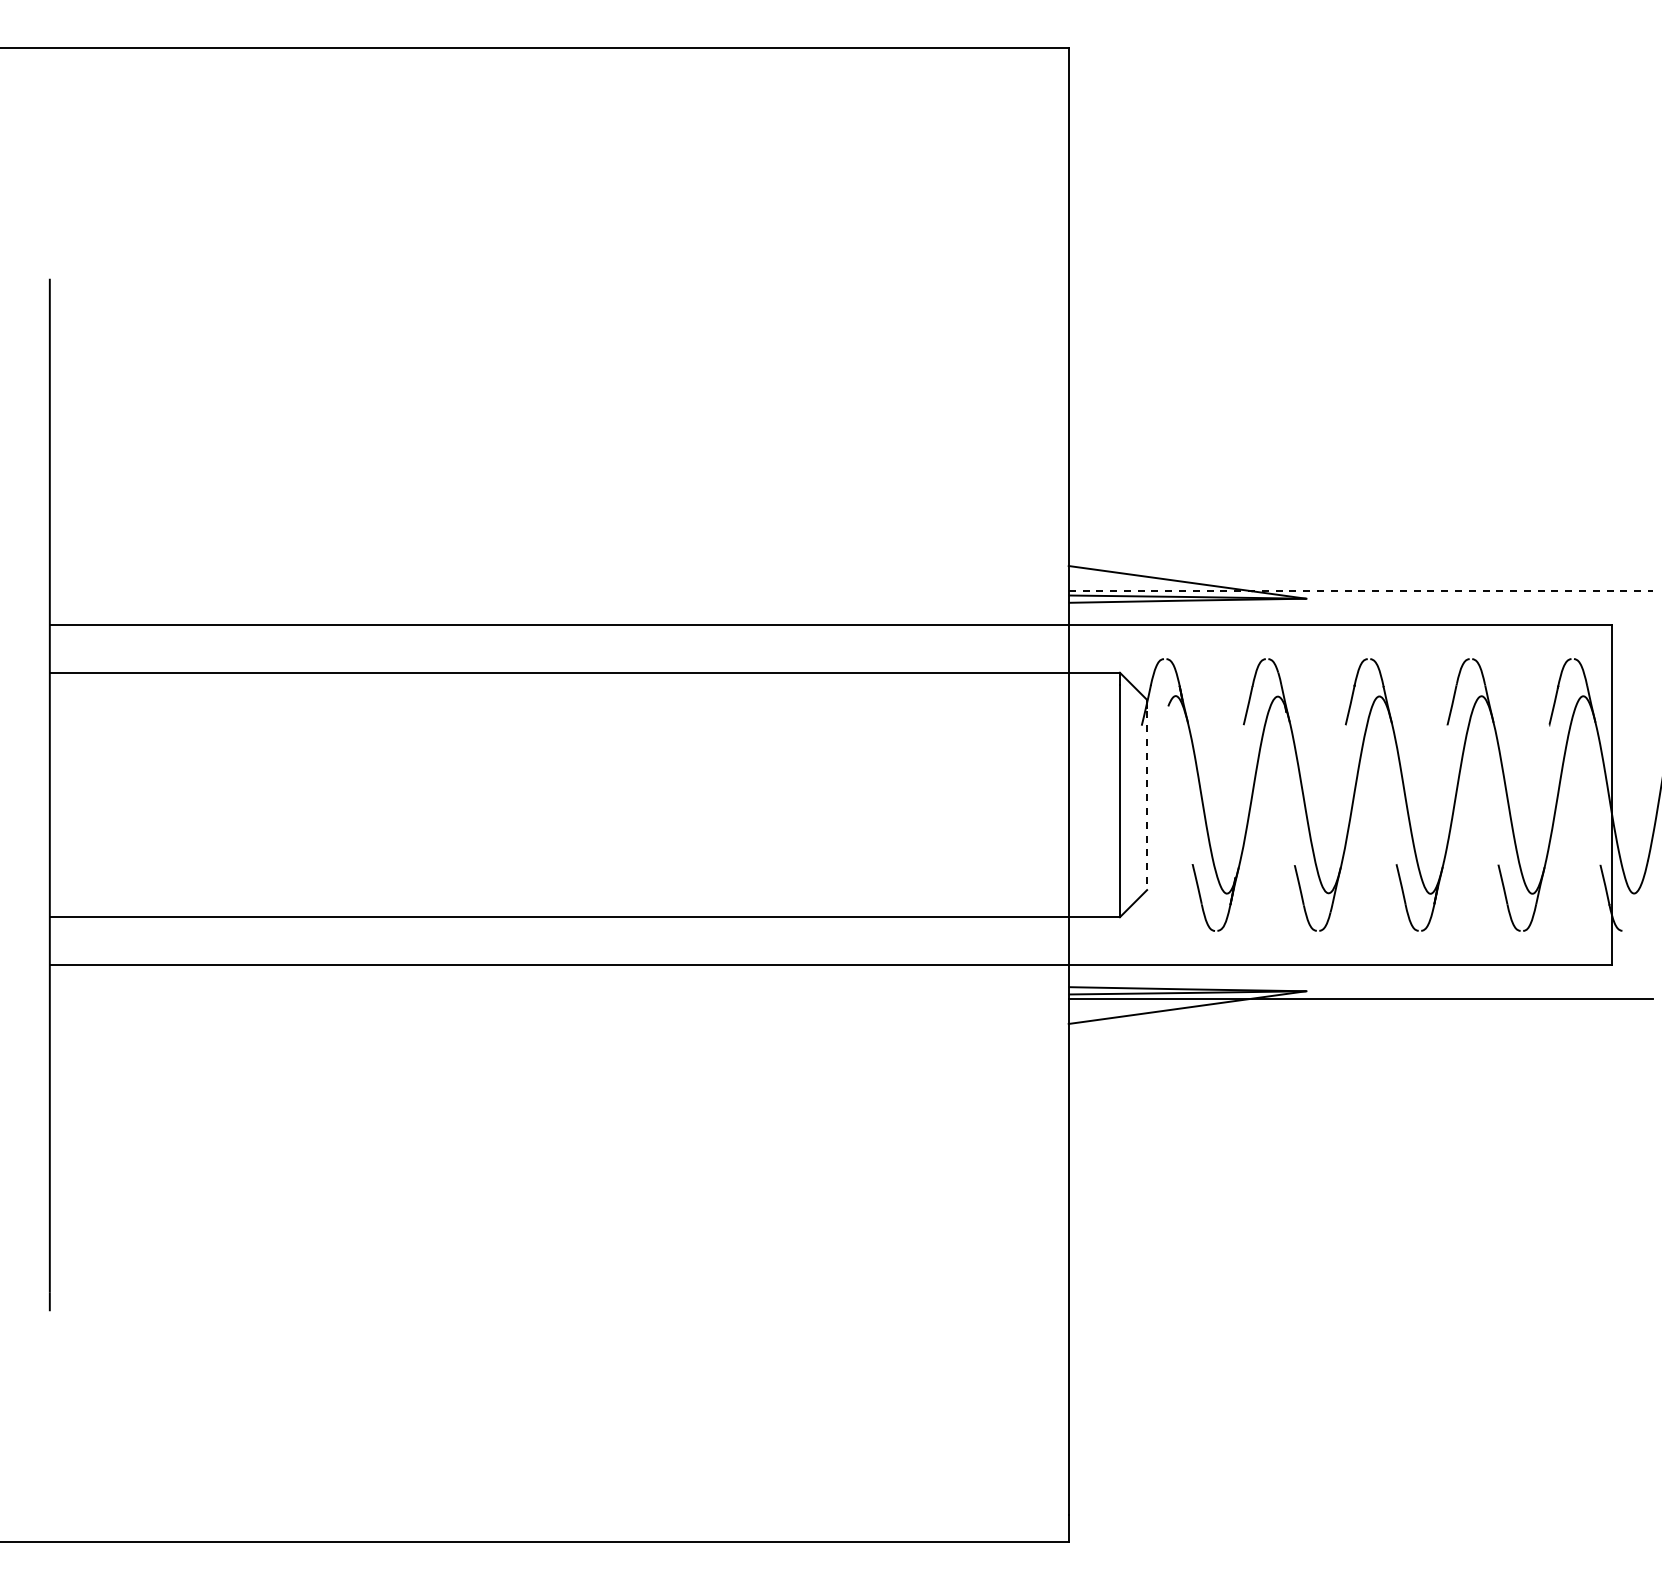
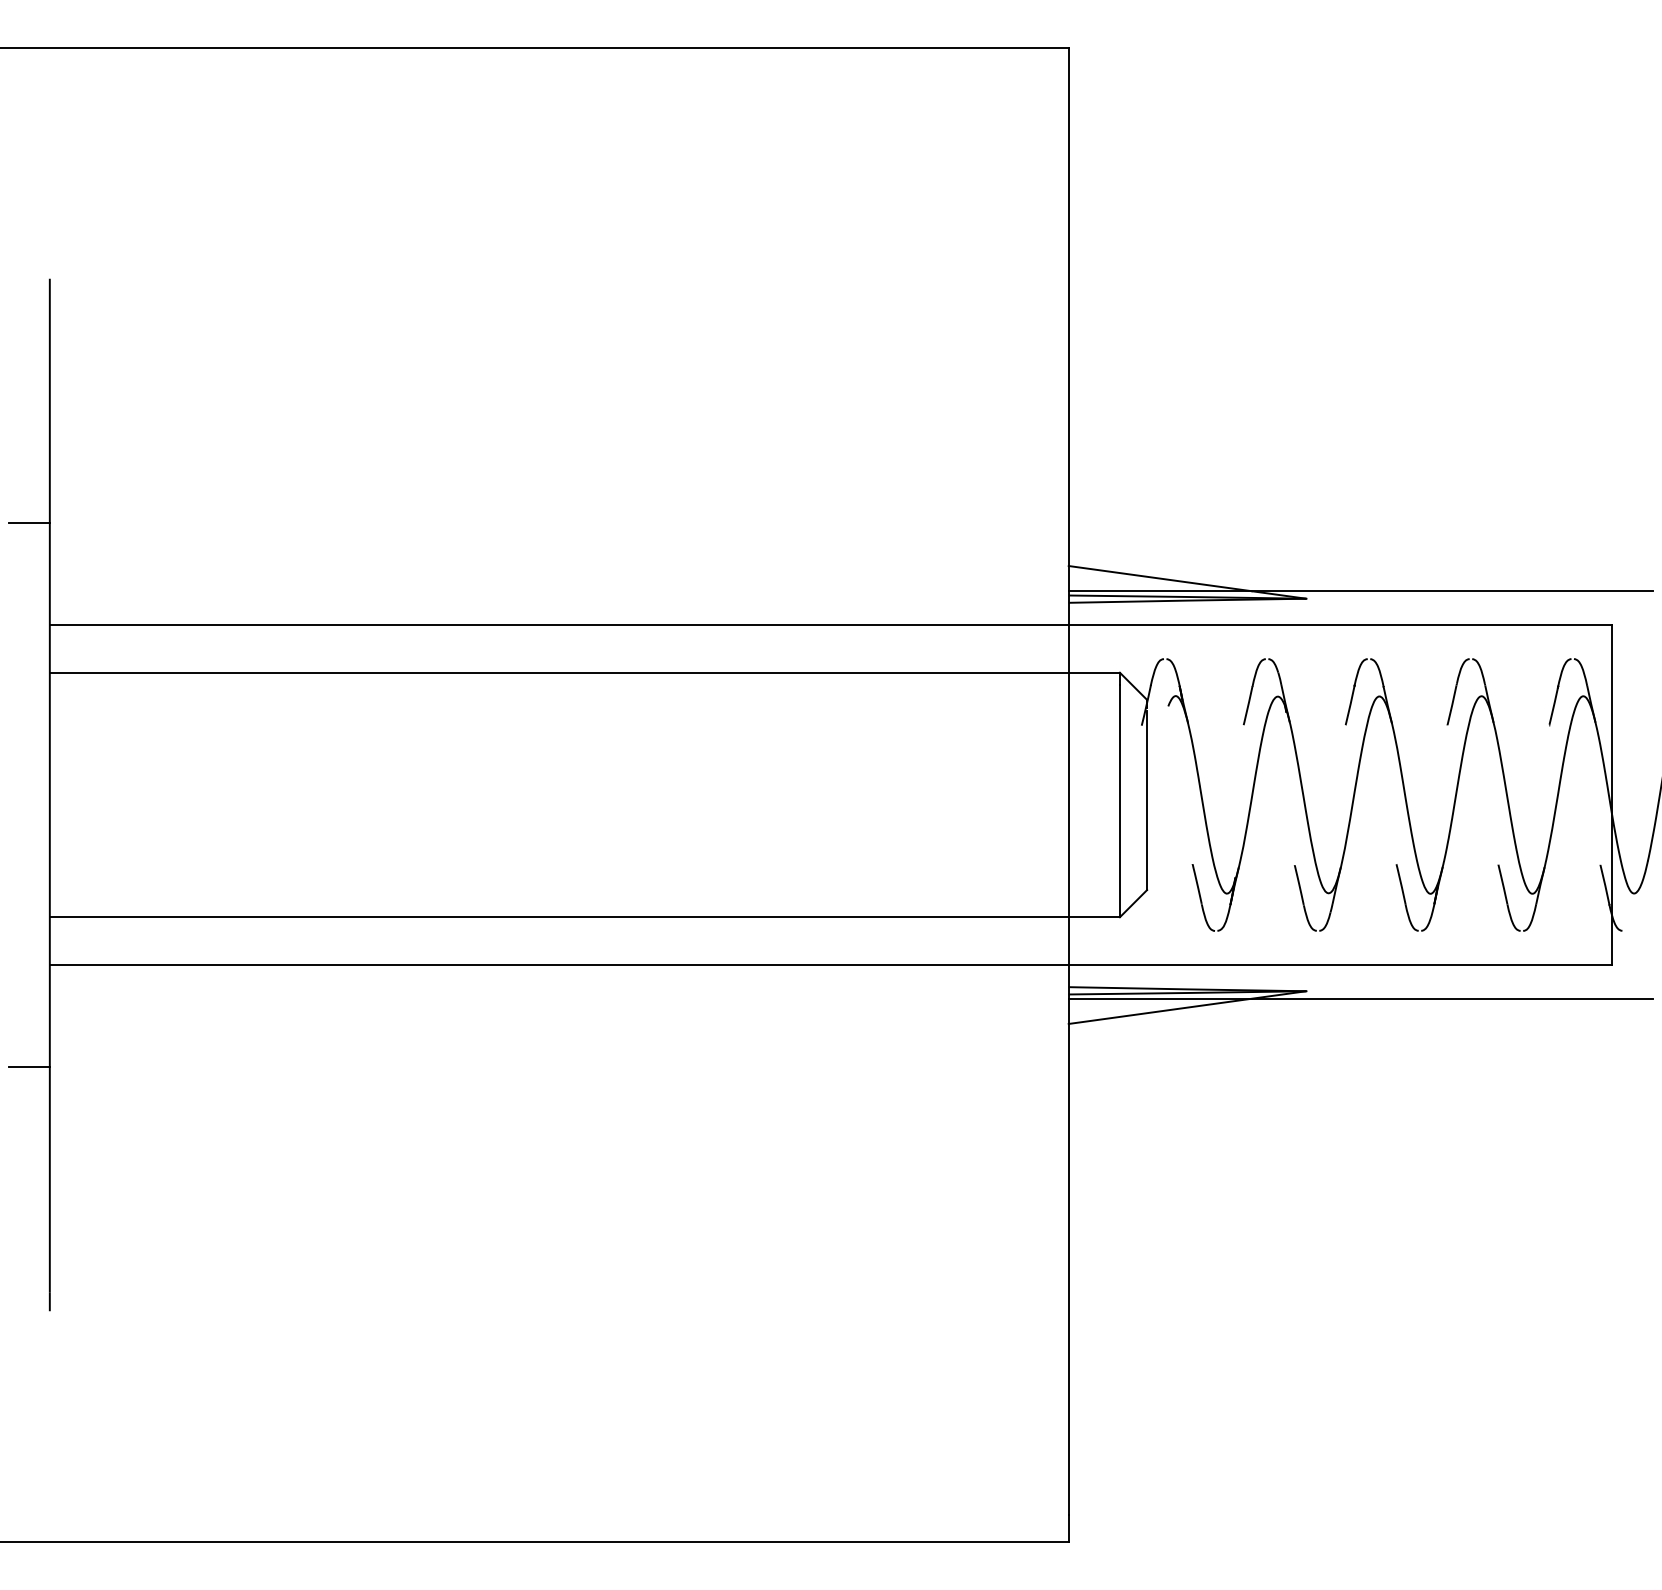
line: none -> present (29, 523)
line: dashed -> solid (1361, 591)
line: dashed -> solid (1147, 801)
line: none -> present (29, 1066)
